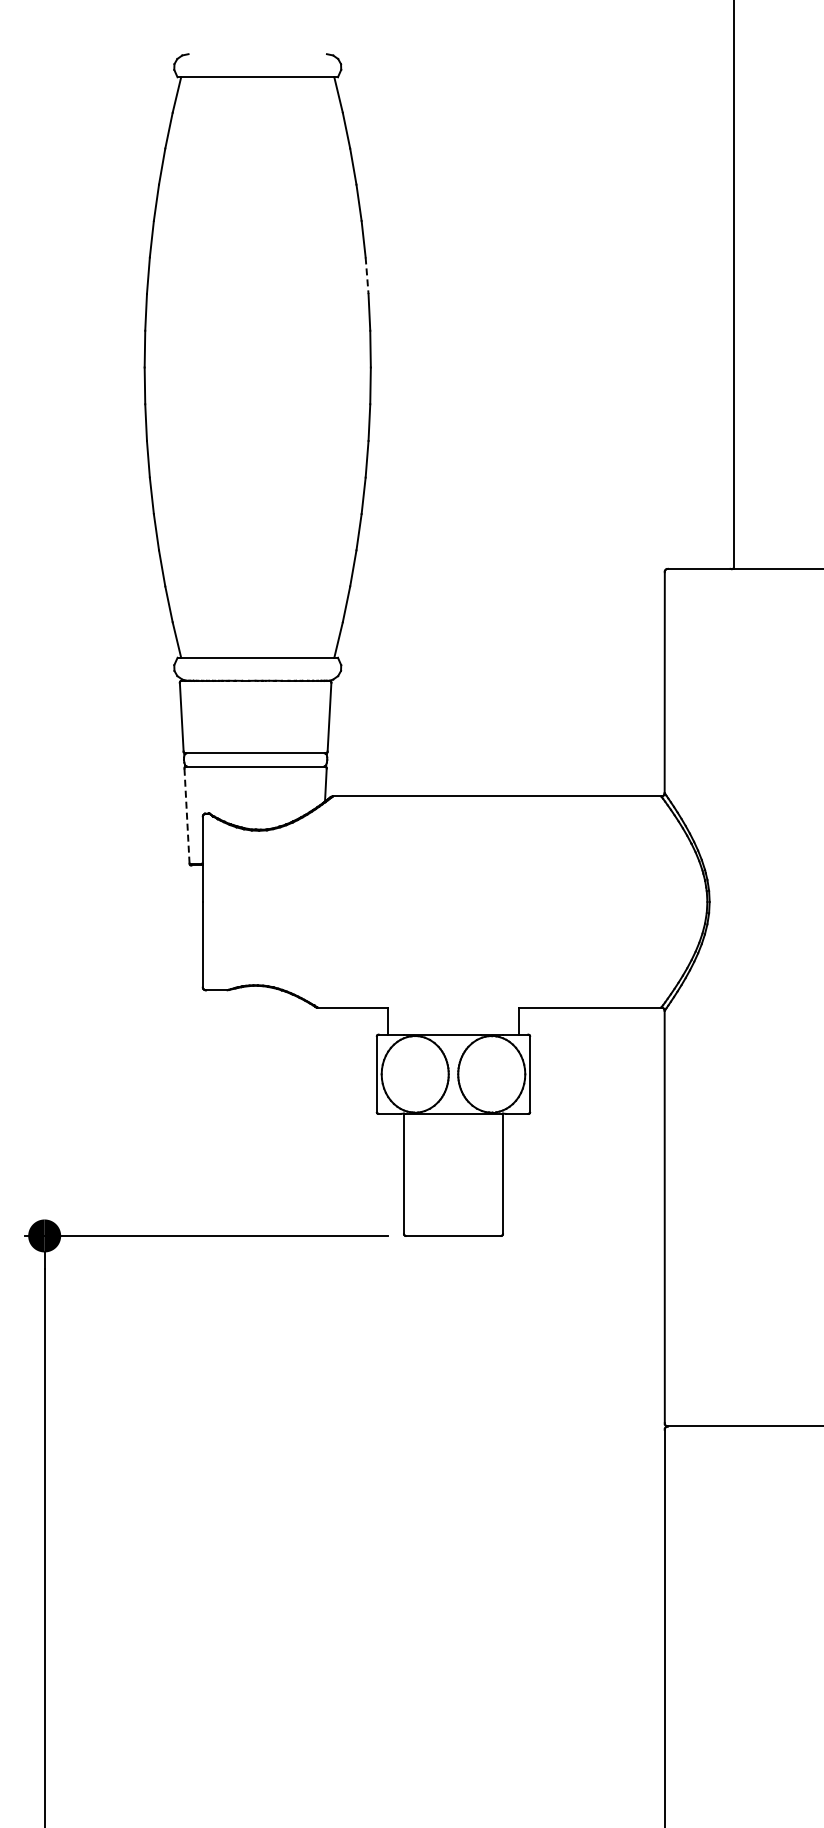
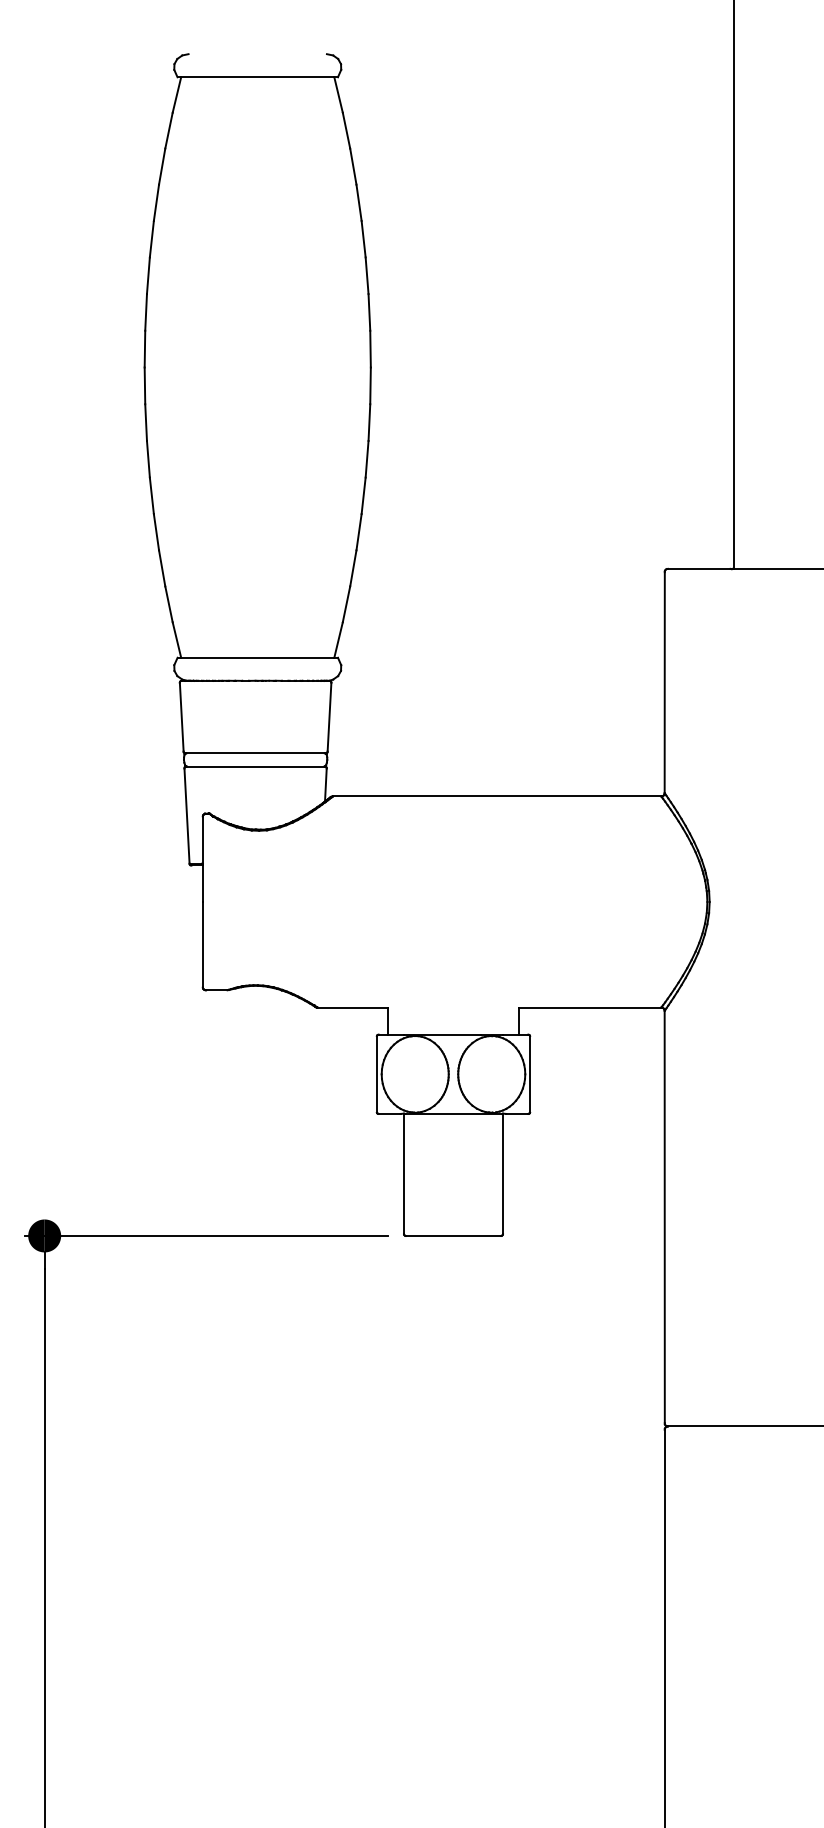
line: dashed -> solid (367, 276)
line: dashed -> solid (187, 816)
